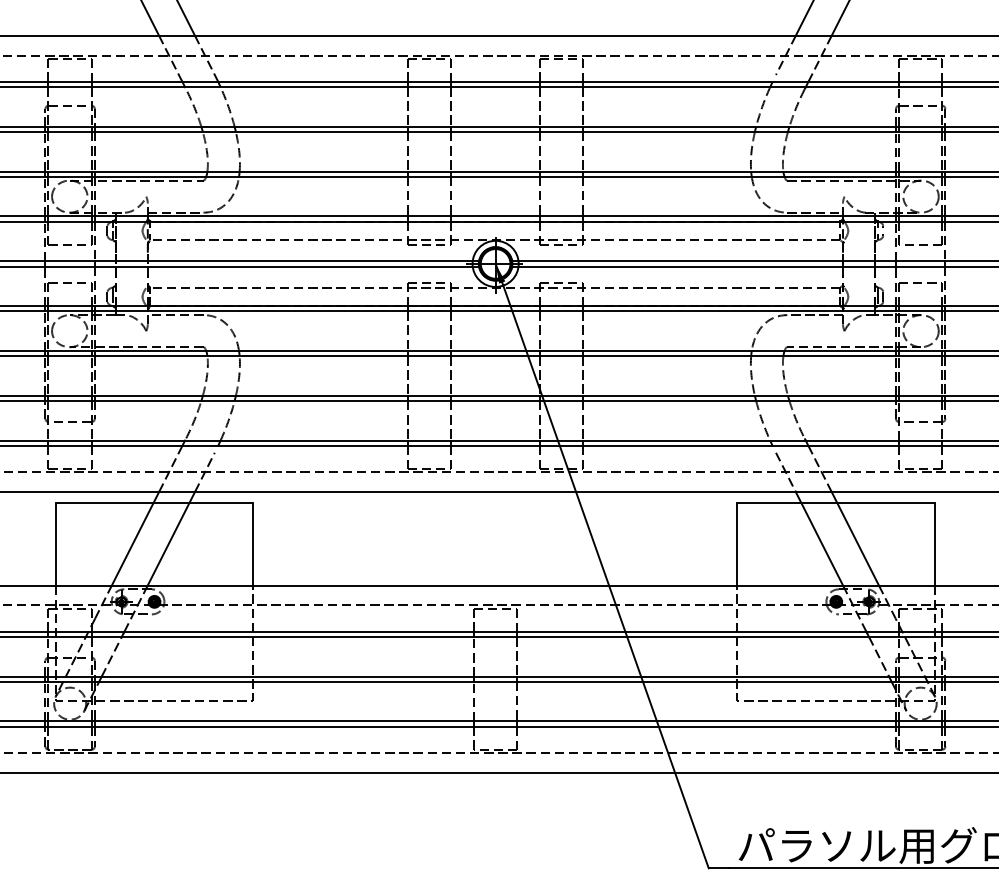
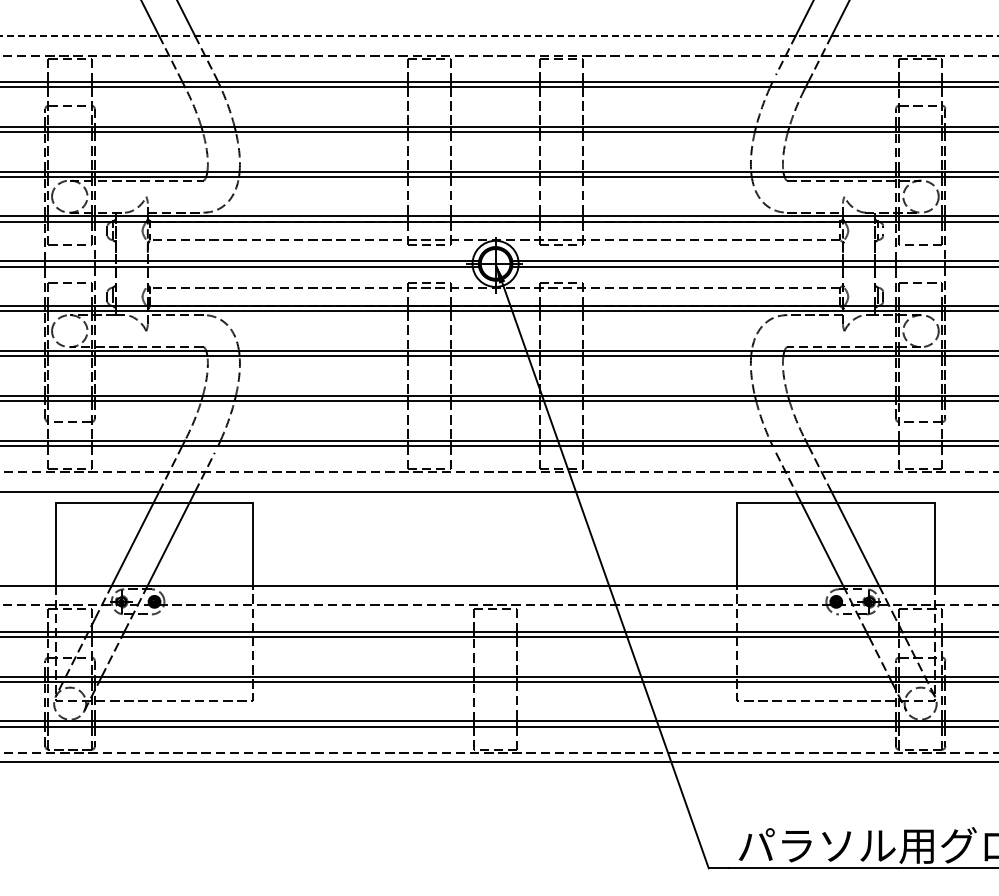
line: solid -> dashed (498, 35)
line position: (498, 772) -> (498, 761) (498, 761)
